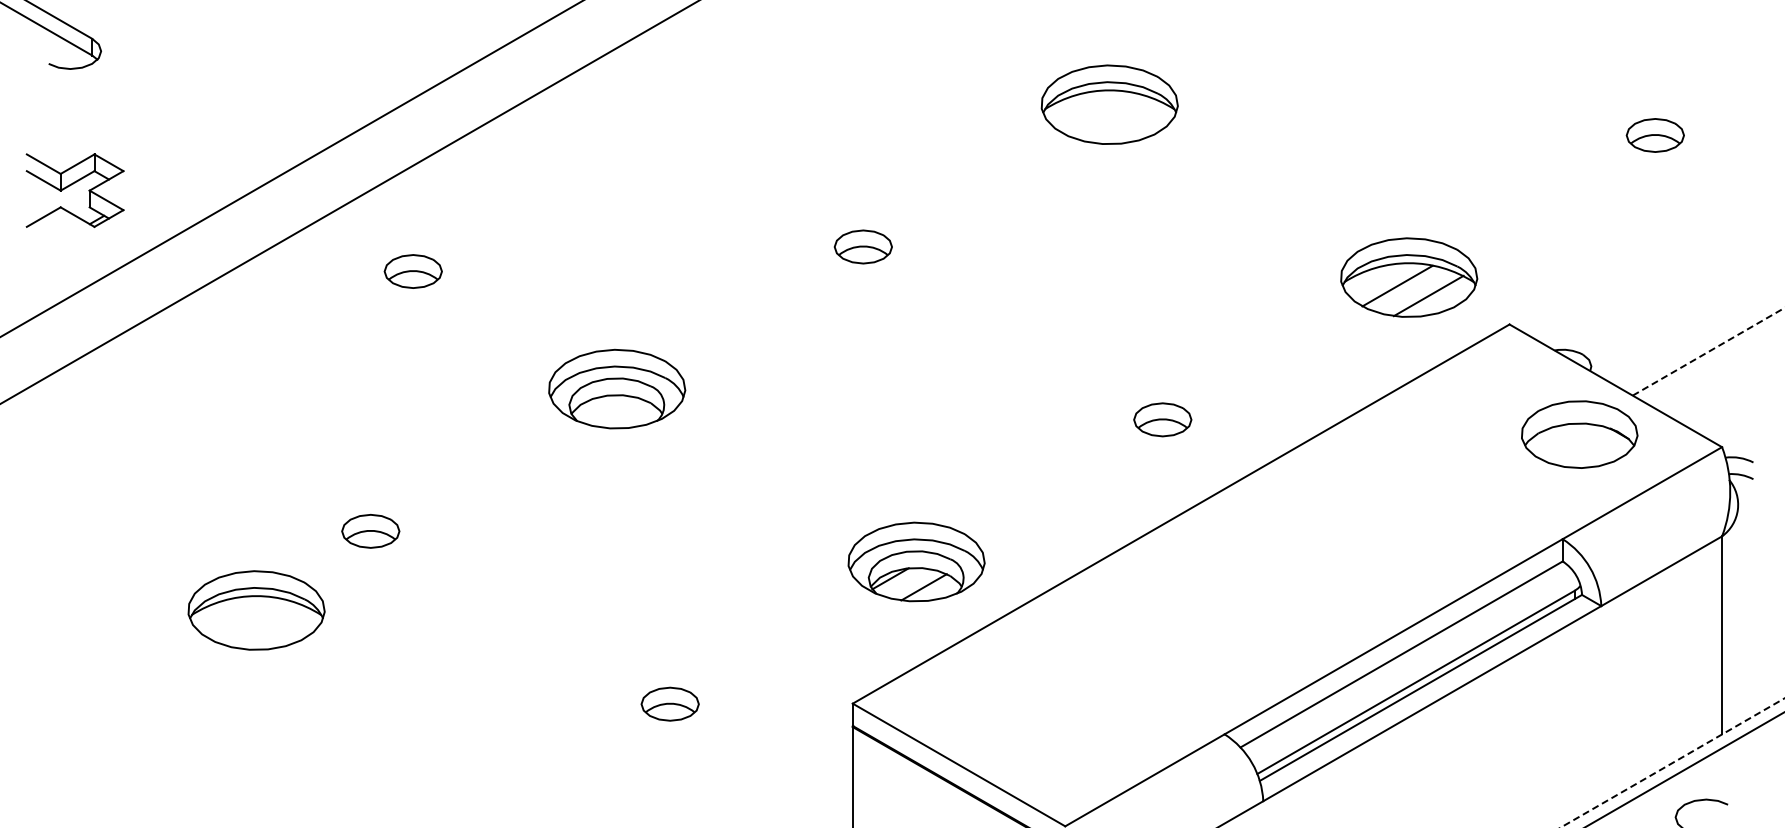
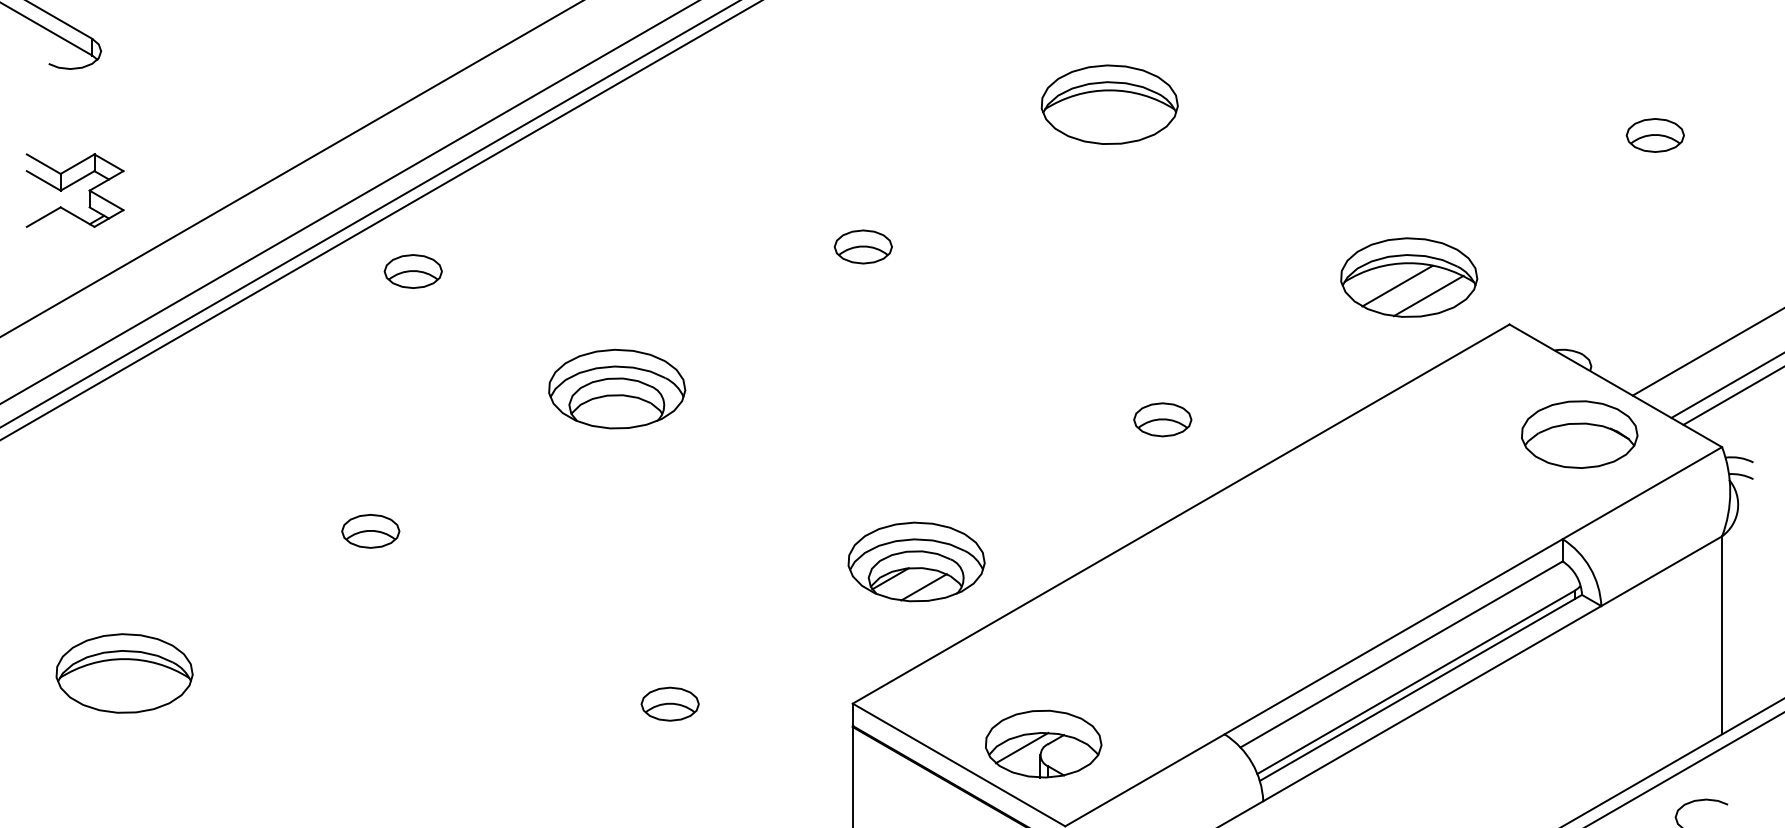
line: none -> present (369, 214)
line: none -> present (380, 220)
line: dashed -> solid (1708, 351)
line: none -> present (1726, 385)
line: none -> present (1732, 396)
part position: (256, 610) -> (124, 673) (124, 673)
part: none -> present (1043, 743)
line: dashed -> solid (1672, 763)
